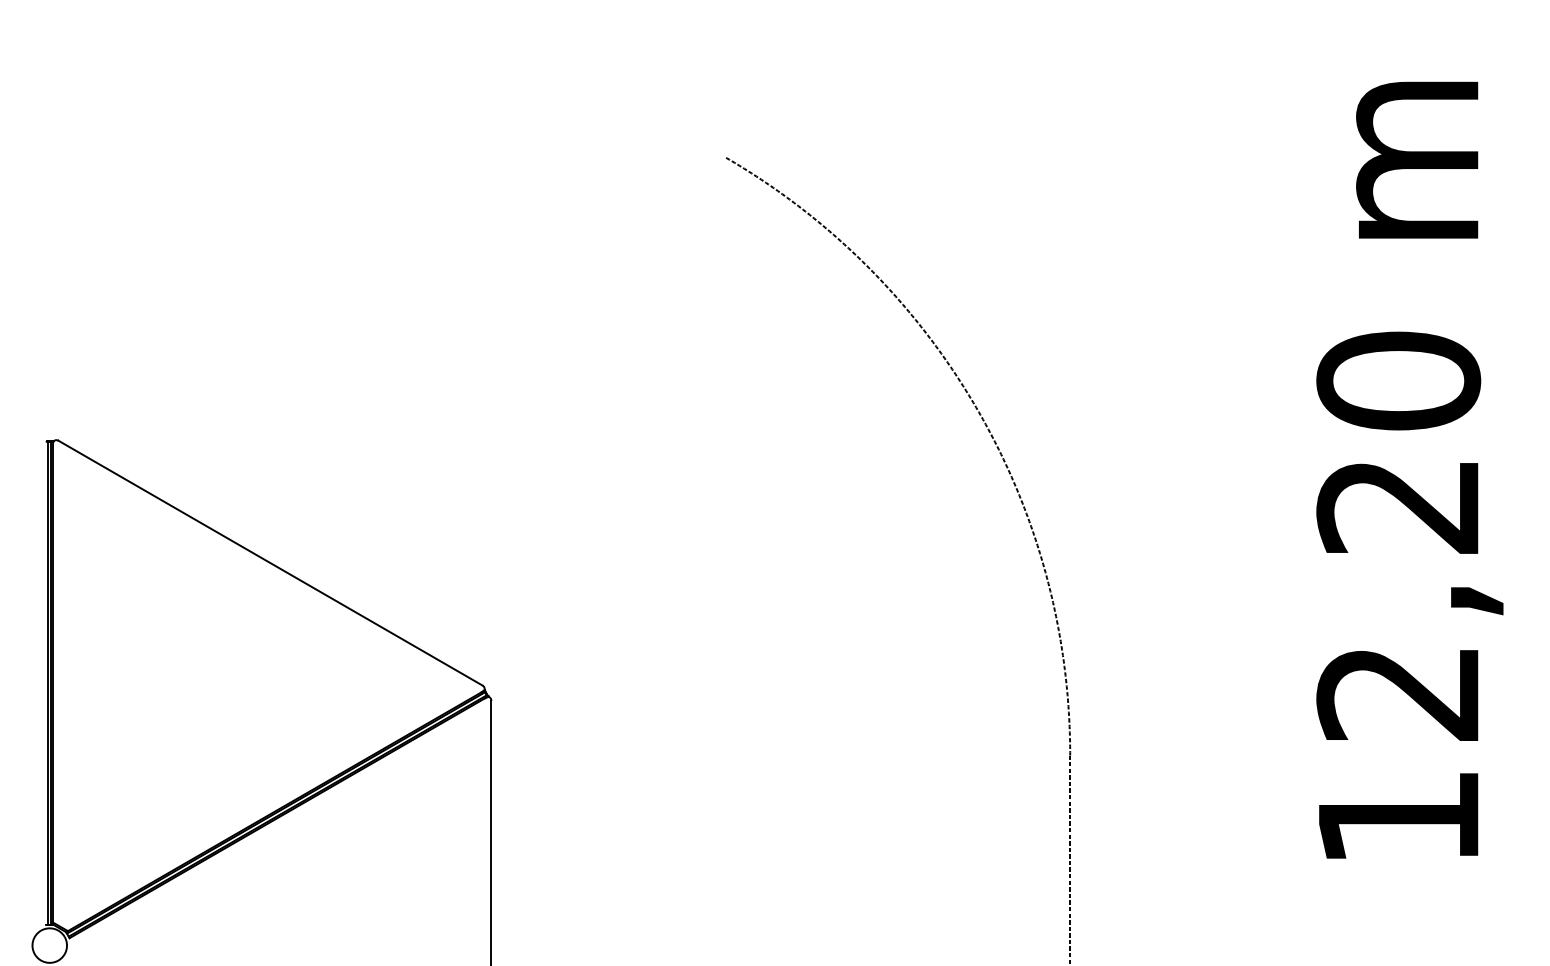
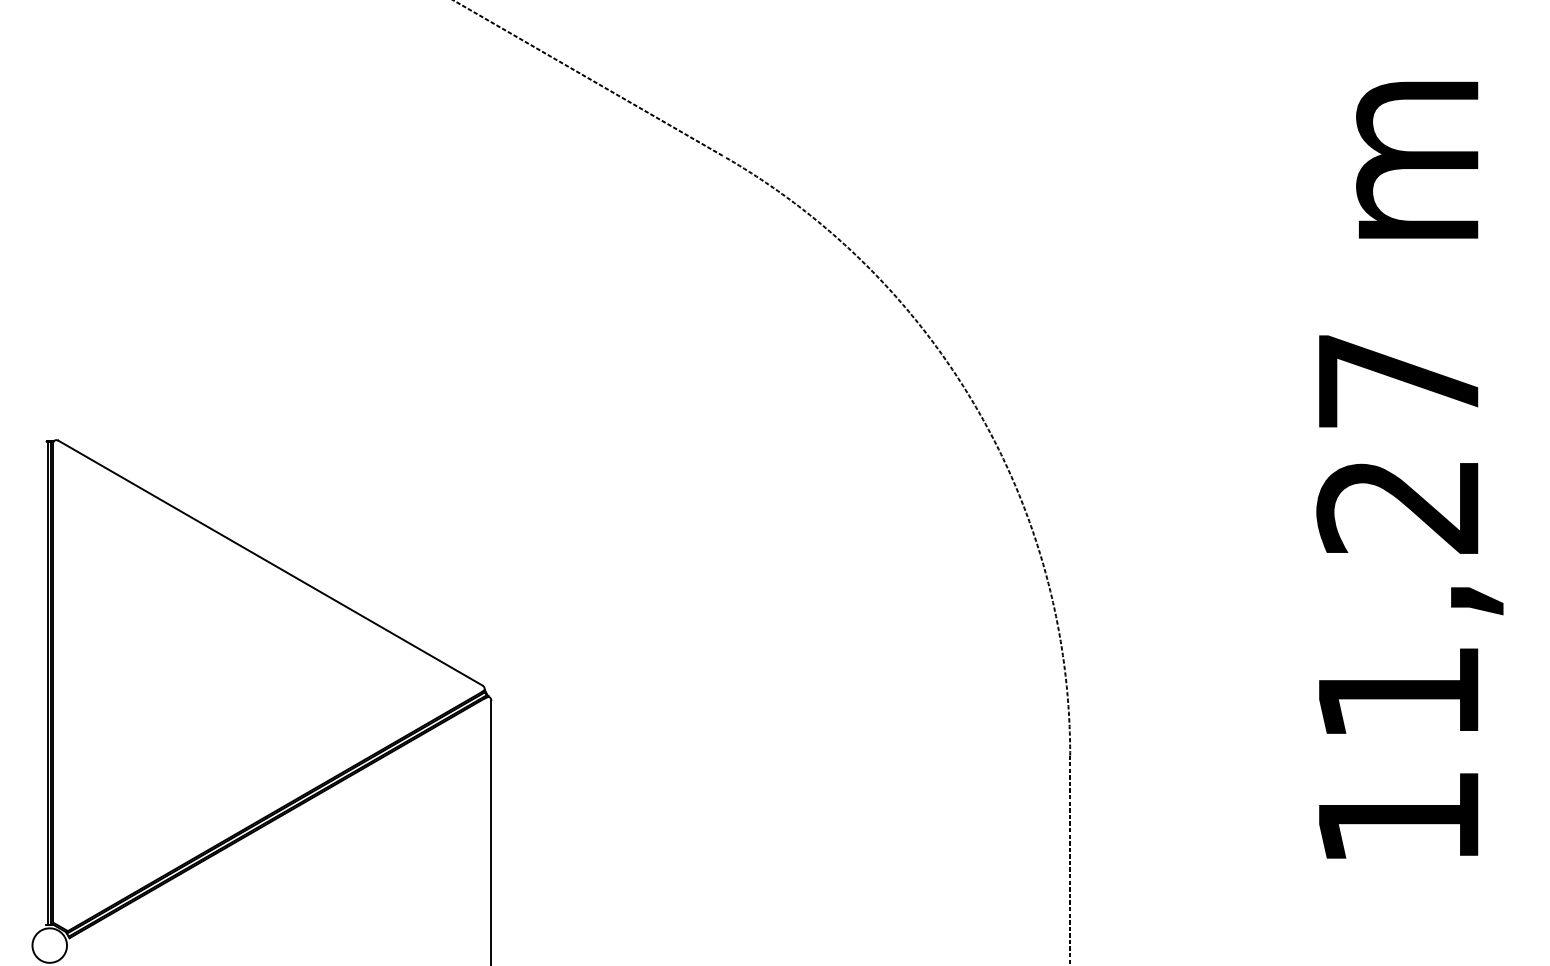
line: none -> present (590, 79)
text: 12,20 -> 11,27 (1398, 535)
